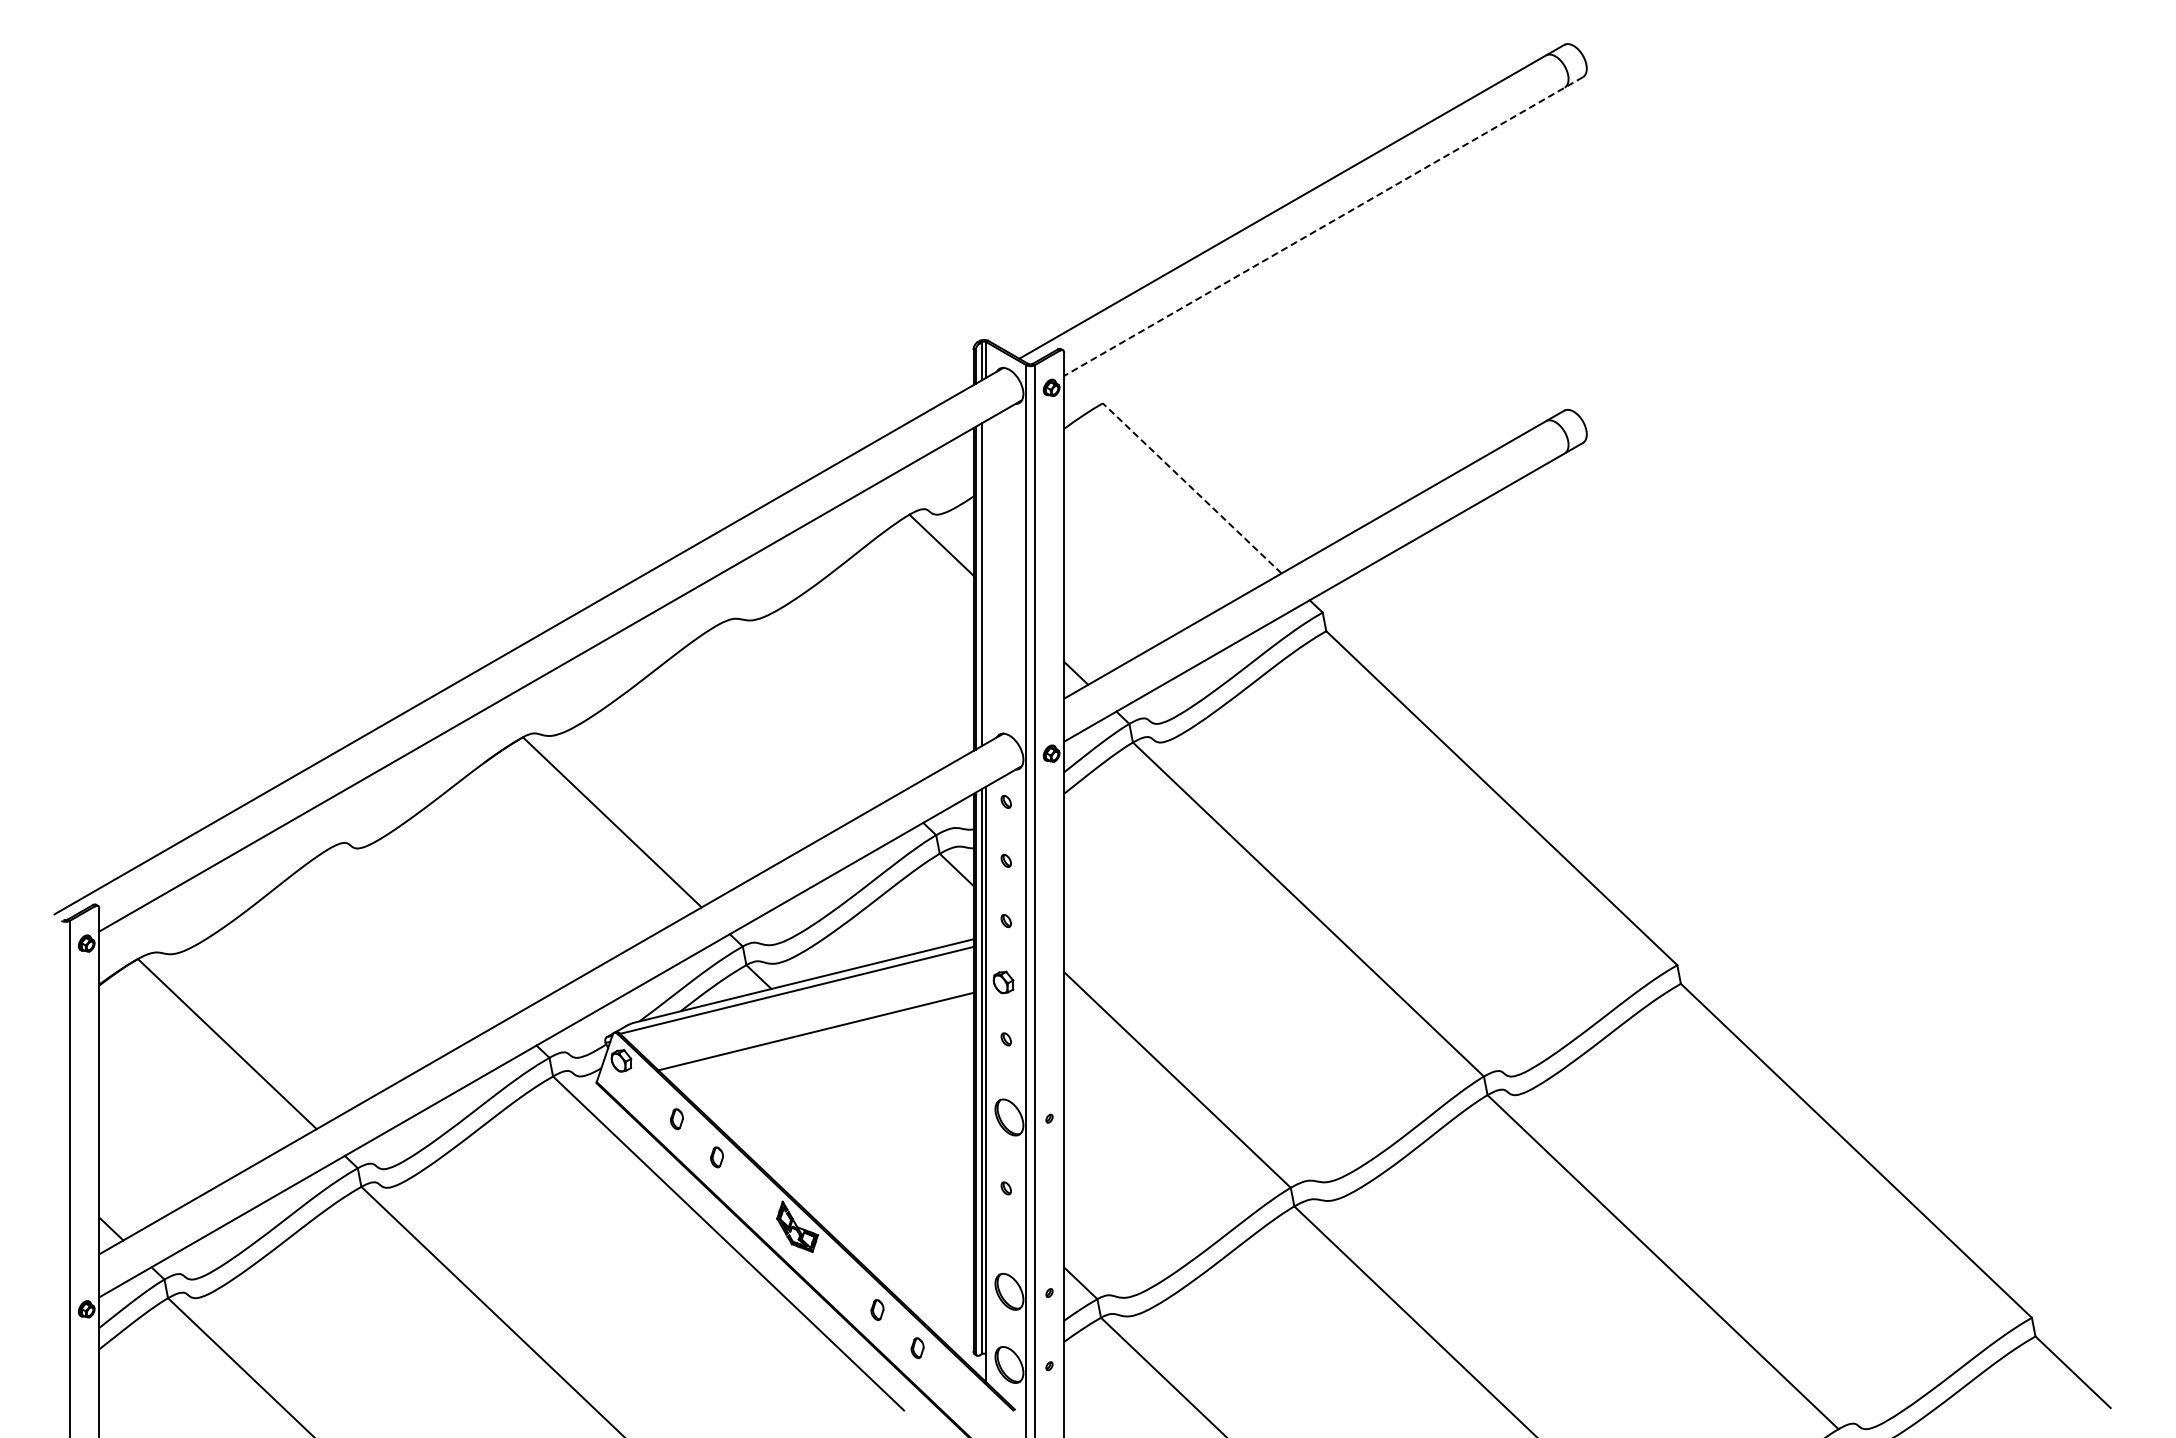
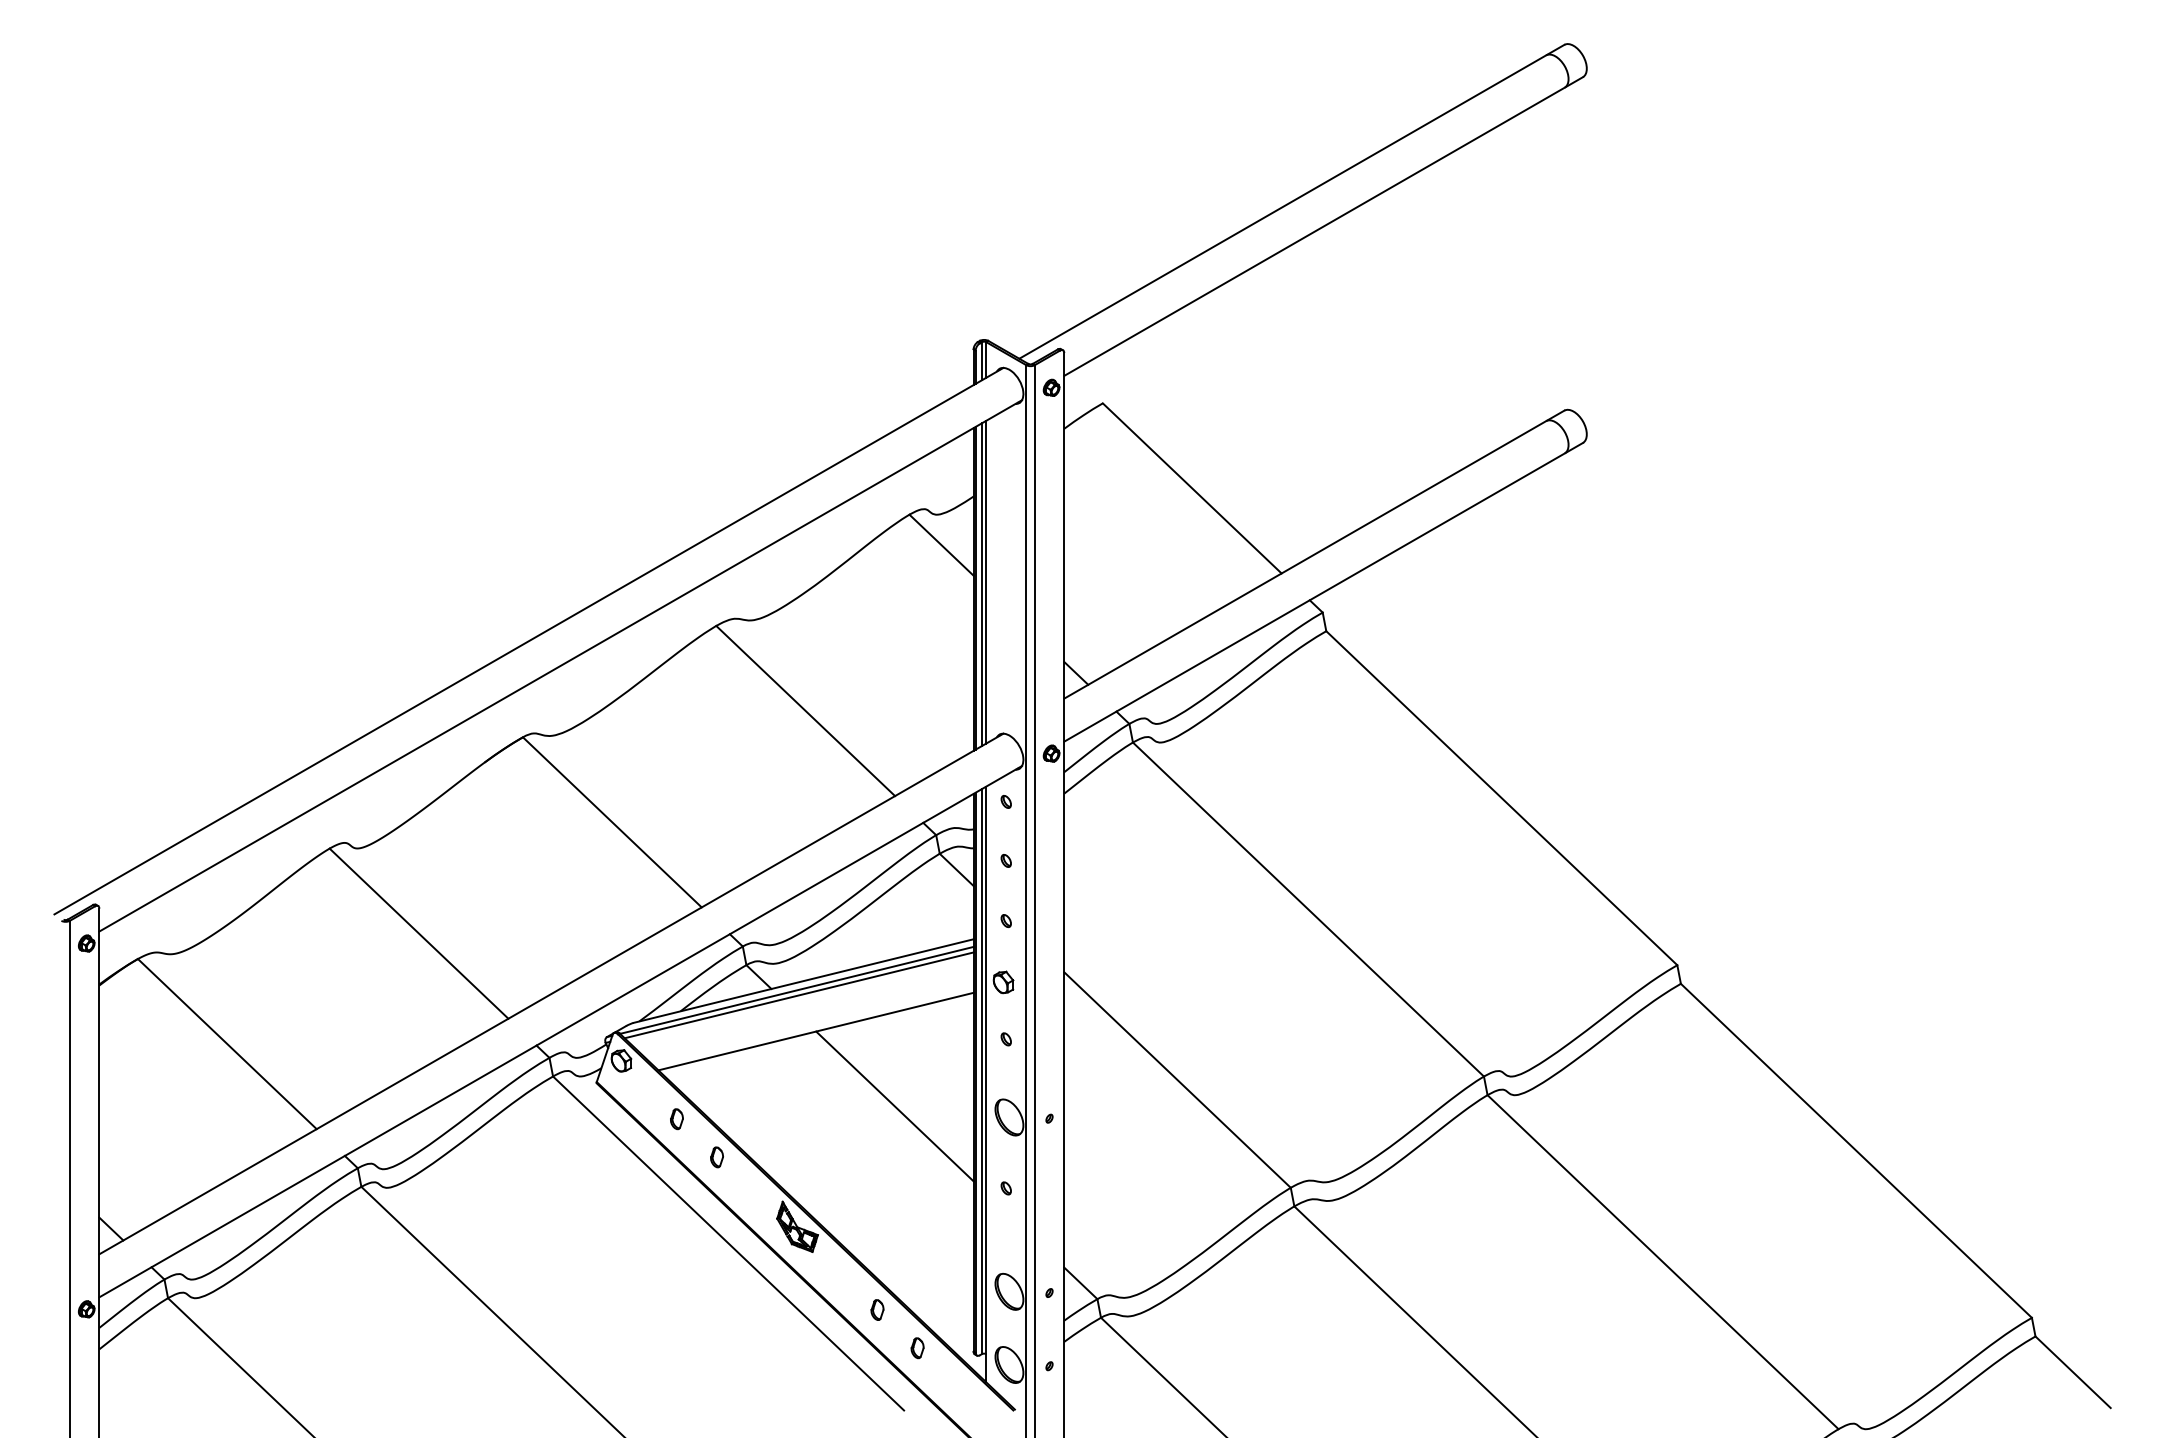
line: dashed -> solid (1323, 226)
line: dashed -> solid (1191, 488)
line: none -> present (986, 581)
line: none -> present (805, 710)
line: none -> present (418, 933)
line: none -> present (798, 995)
line: none -> present (894, 1106)
